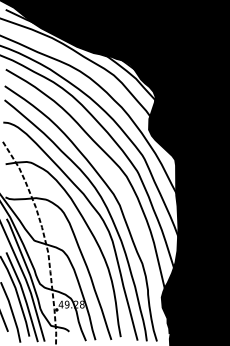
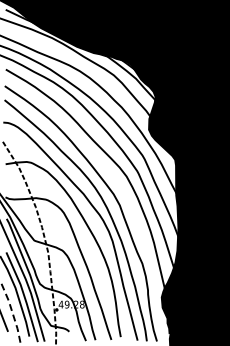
line: solid -> dashed (12, 312)
